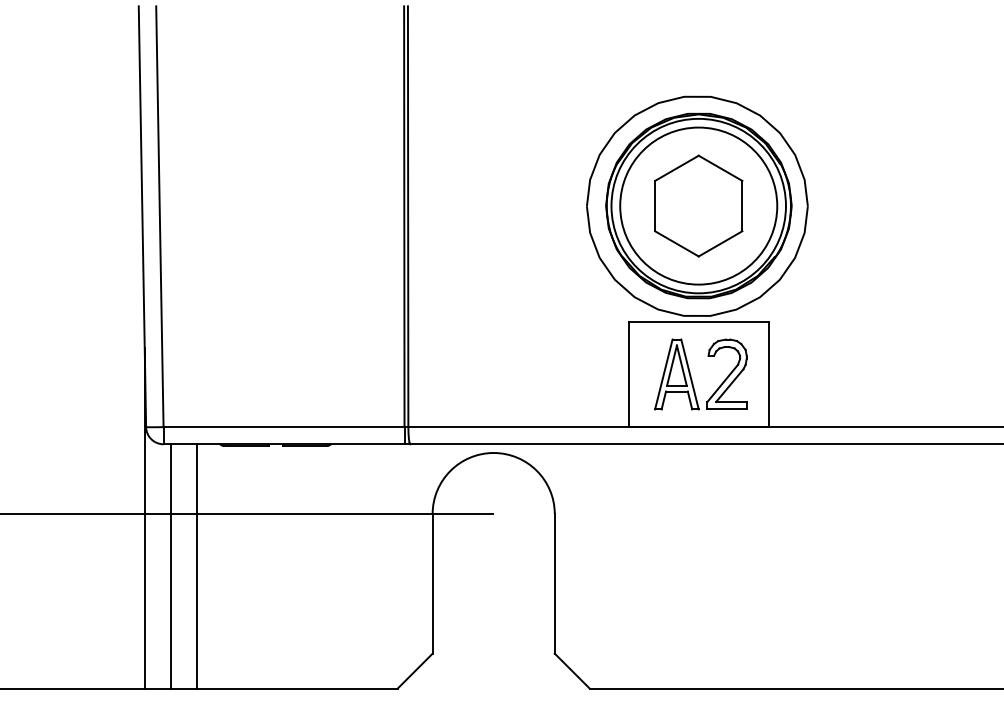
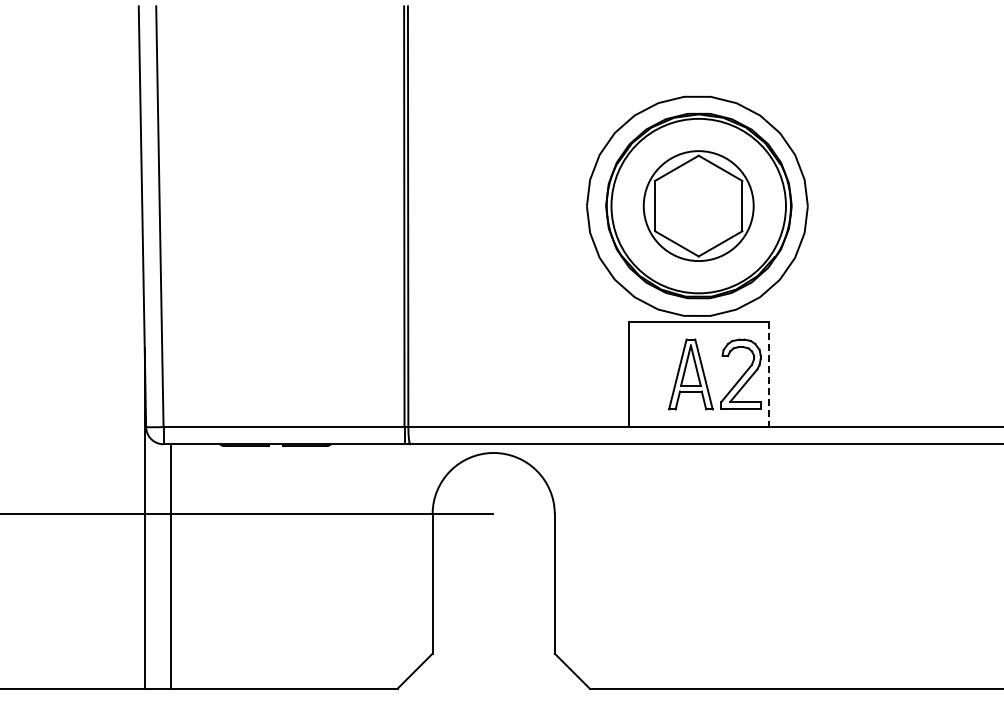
circle diameter: 157 px -> 110 px (698, 206)
line: solid -> dashed (768, 374)
part position: (691, 375) -> (705, 375) (705, 375)
line: present -> none (197, 566)
